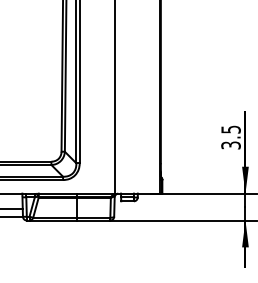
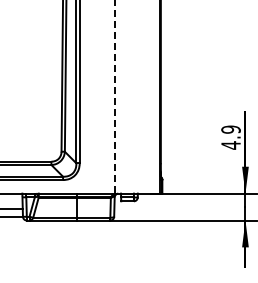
line: solid -> dashed (114, 97)
text: 3.5 -> 4.9 (230, 137)
